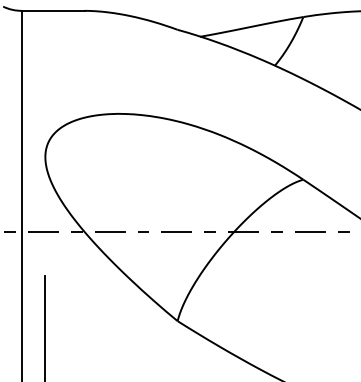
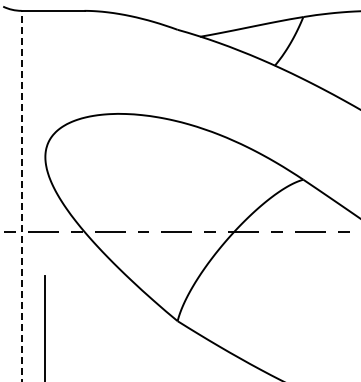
line: solid -> dashed (21, 195)
